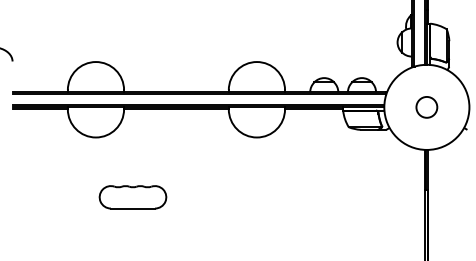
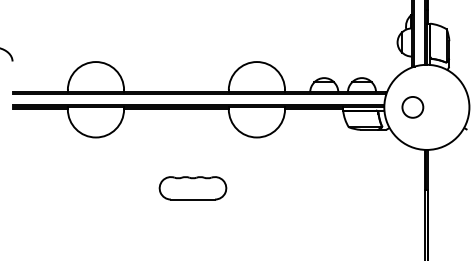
circle position: (426, 107) -> (412, 107) (412, 107)
part position: (132, 197) -> (192, 188) (192, 188)
